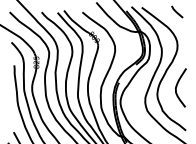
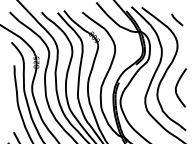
line position: (177, 11) -> (177, 19) (177, 19)
